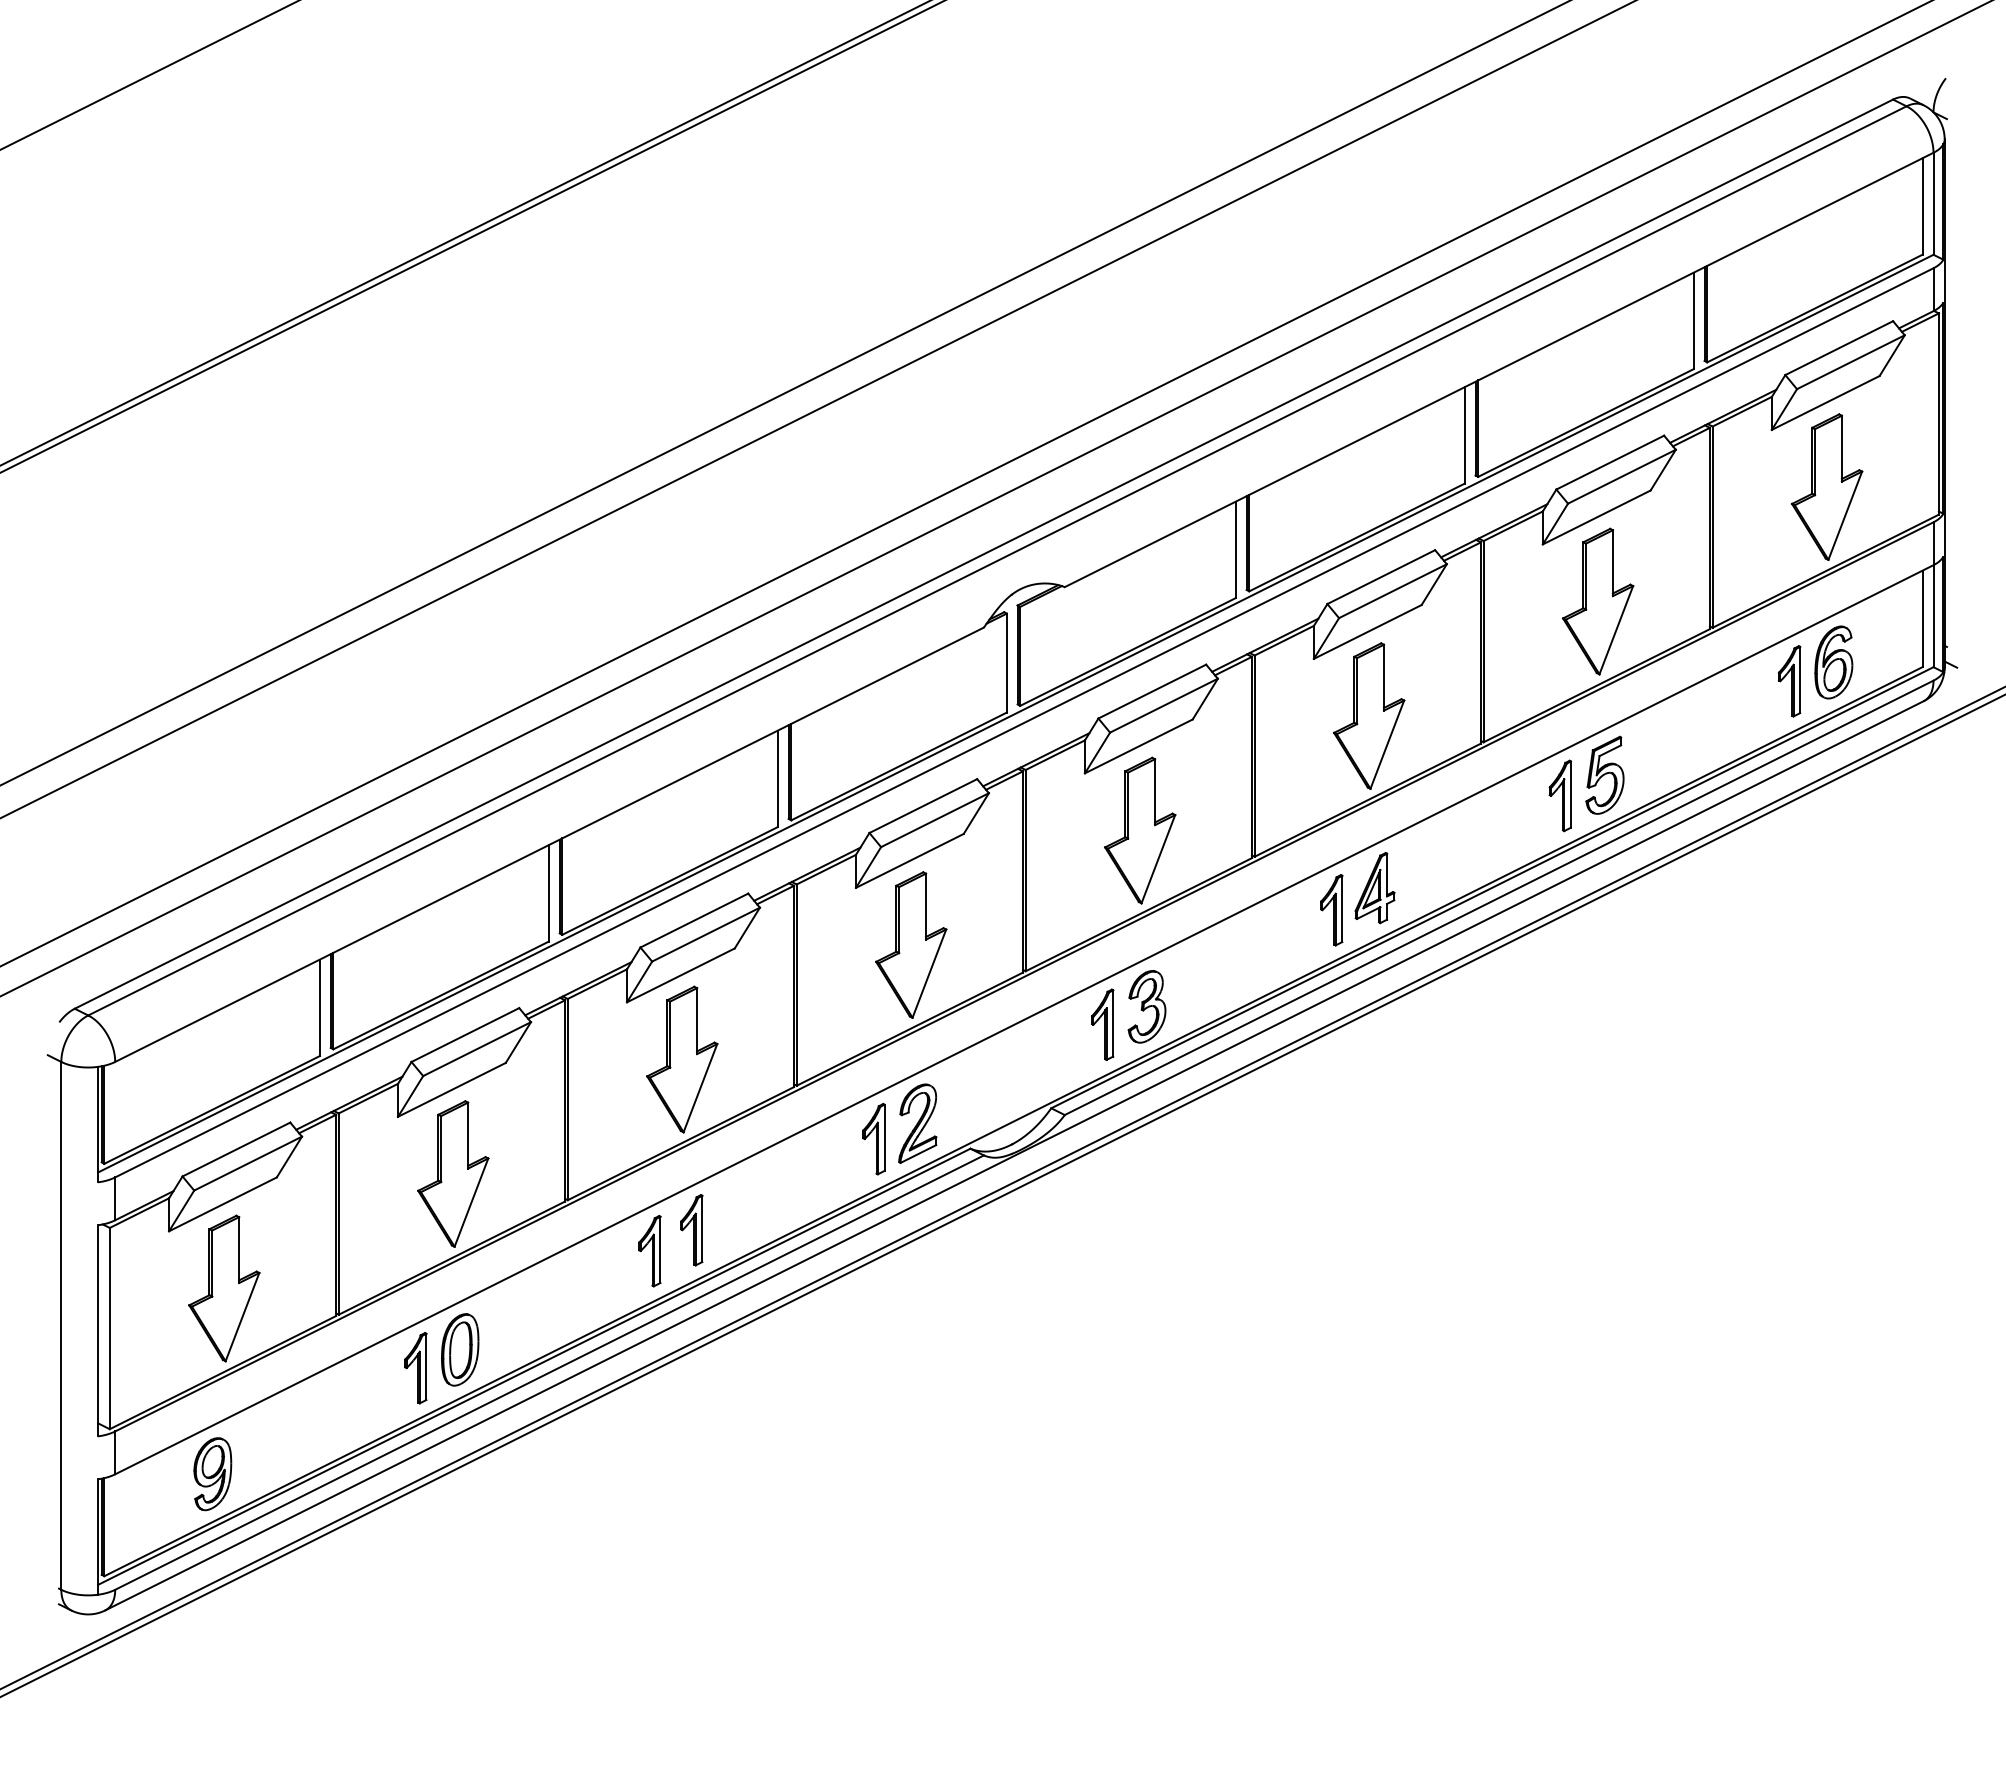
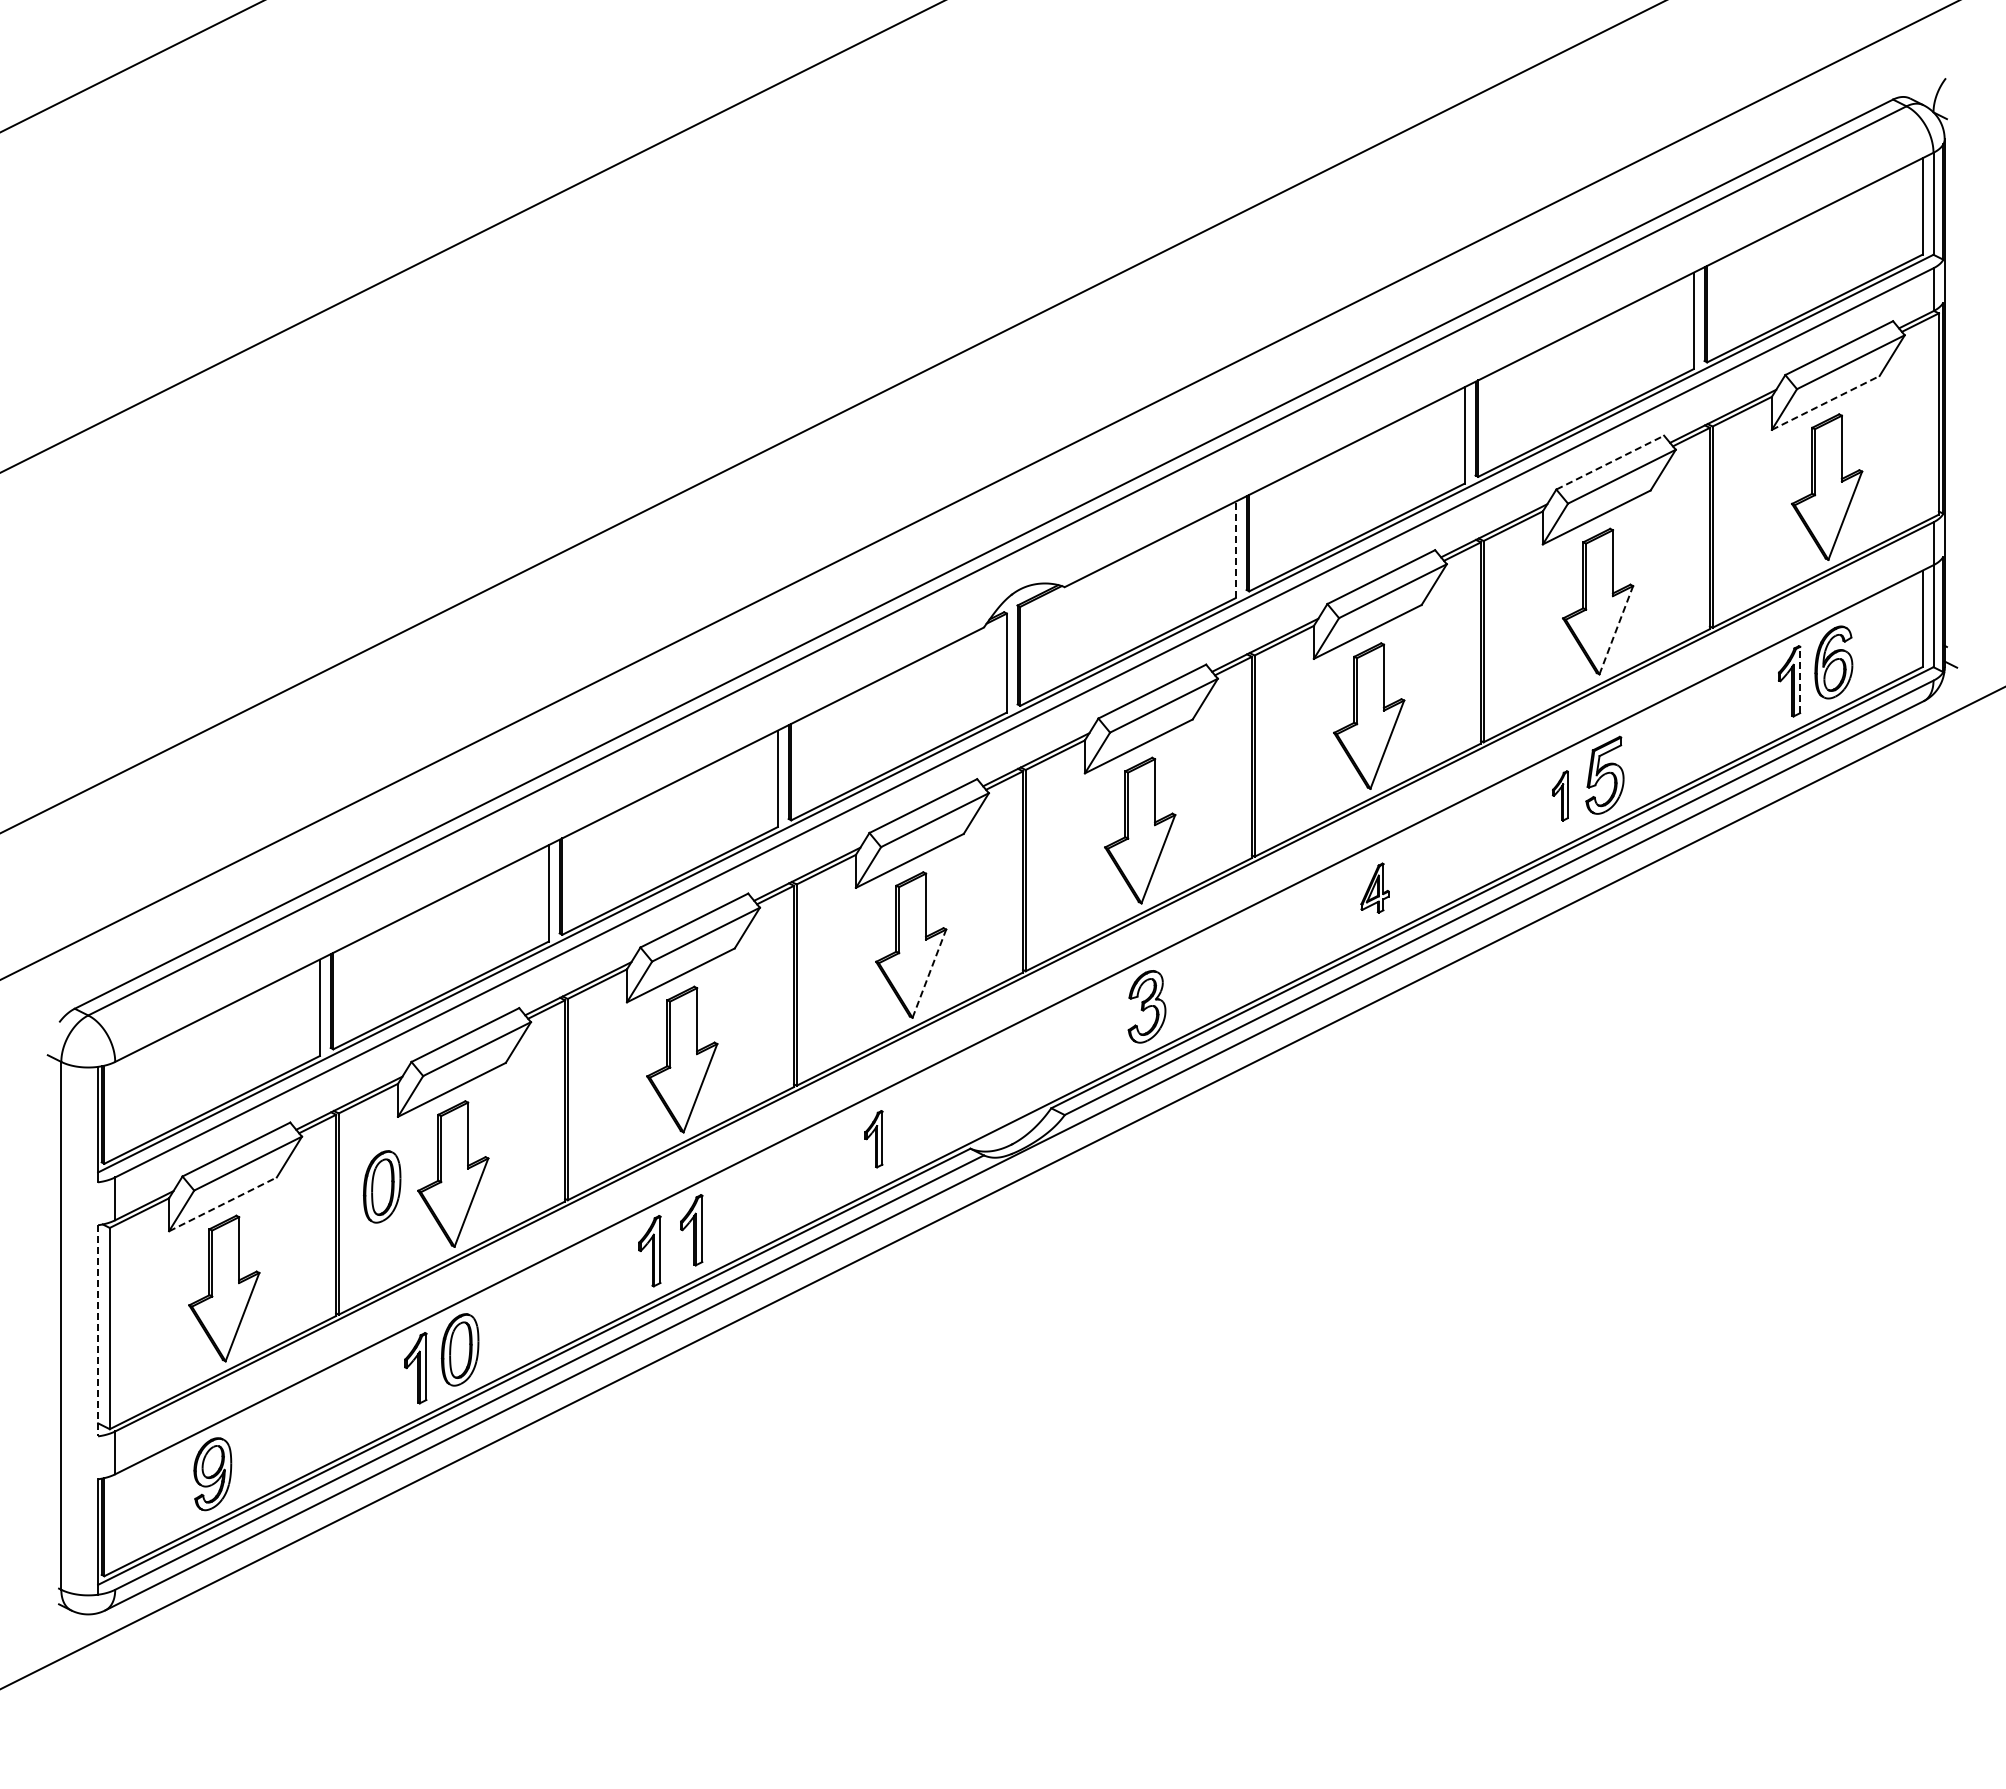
line position: (148, 75) -> (131, 66) (131, 66)
line: present -> none (464, 233)
line: present -> none (784, 393)
line: solid -> dashed (1826, 402)
line position: (817, 409) -> (832, 417) (832, 417)
line: solid -> dashed (1610, 462)
line: present -> none (965, 483)
line position: (995, 498) -> (978, 490) (978, 490)
line: solid -> dashed (1235, 549)
line: solid -> dashed (1616, 629)
line: solid -> dashed (1800, 679)
part size: 25x74 px -> 17x52 px (1560, 795)
part size: 42x73 px -> 30x52 px (1374, 887)
part: present -> none (1331, 910)
line: solid -> dashed (929, 973)
part: present -> none (1102, 1024)
part: present -> none (917, 1123)
part size: 24x73 px -> 20x59 px (873, 1139)
part: none -> present (381, 1186)
line: present -> none (1002, 1196)
line: solid -> dashed (223, 1204)
line: solid -> dashed (98, 1330)
